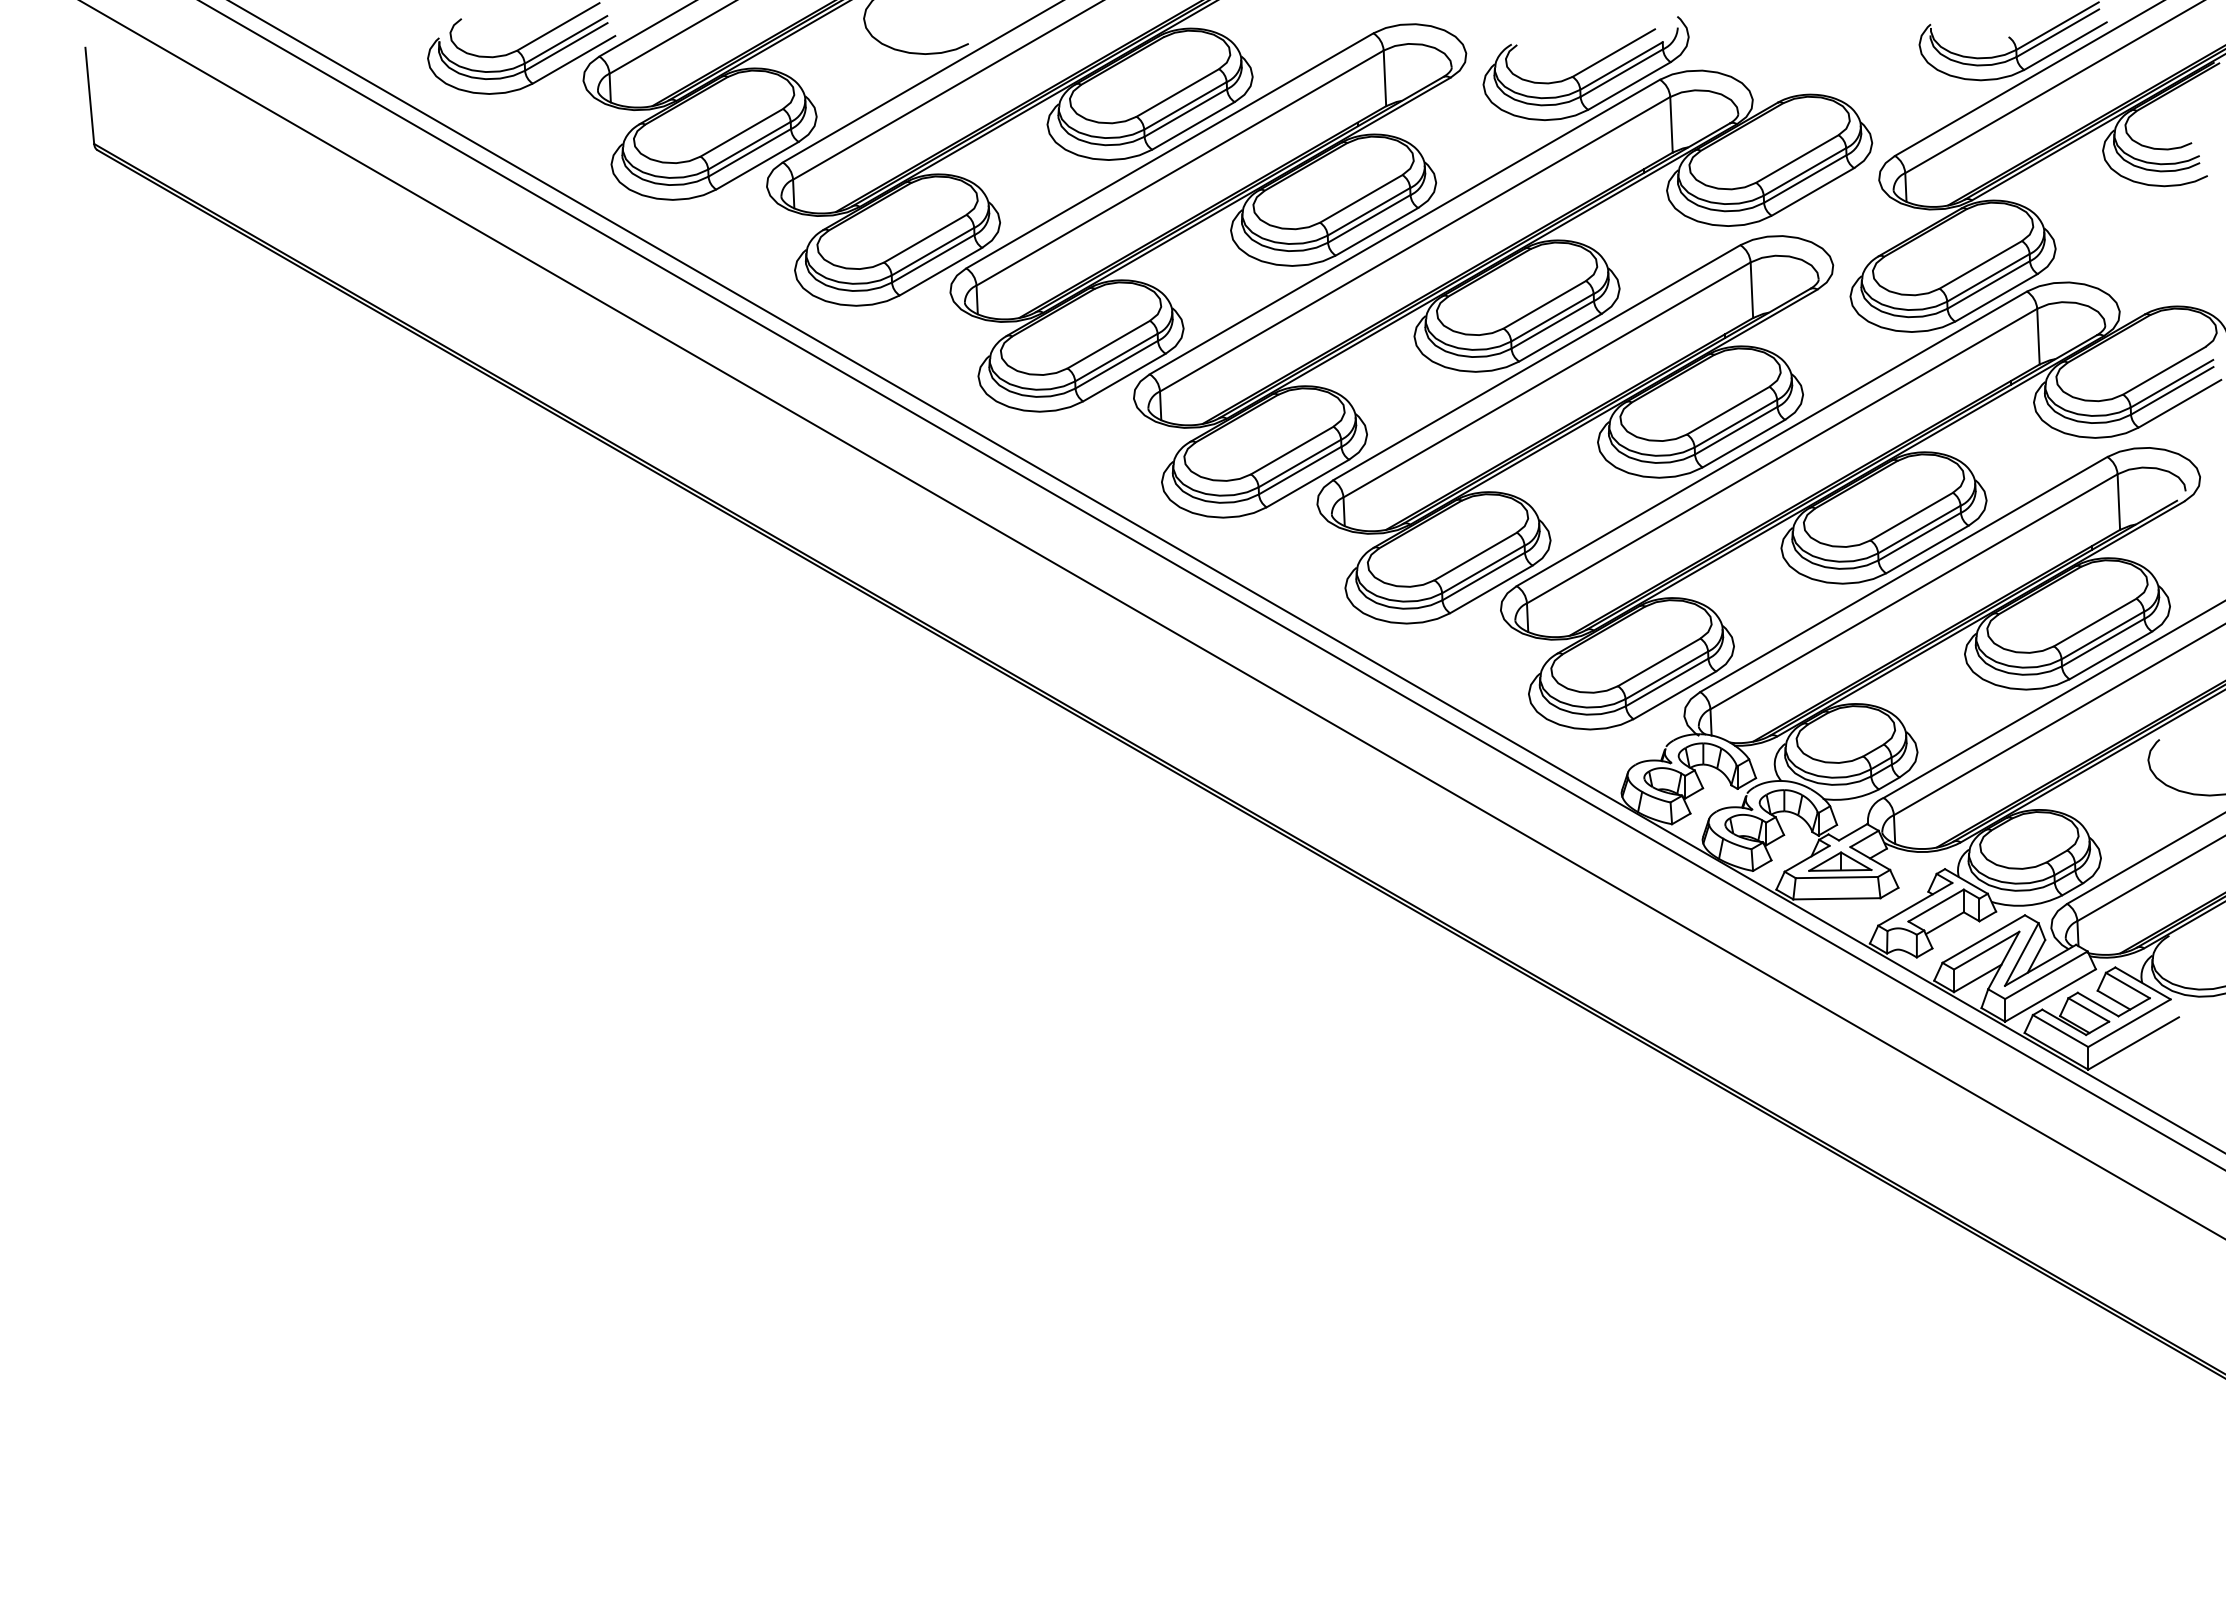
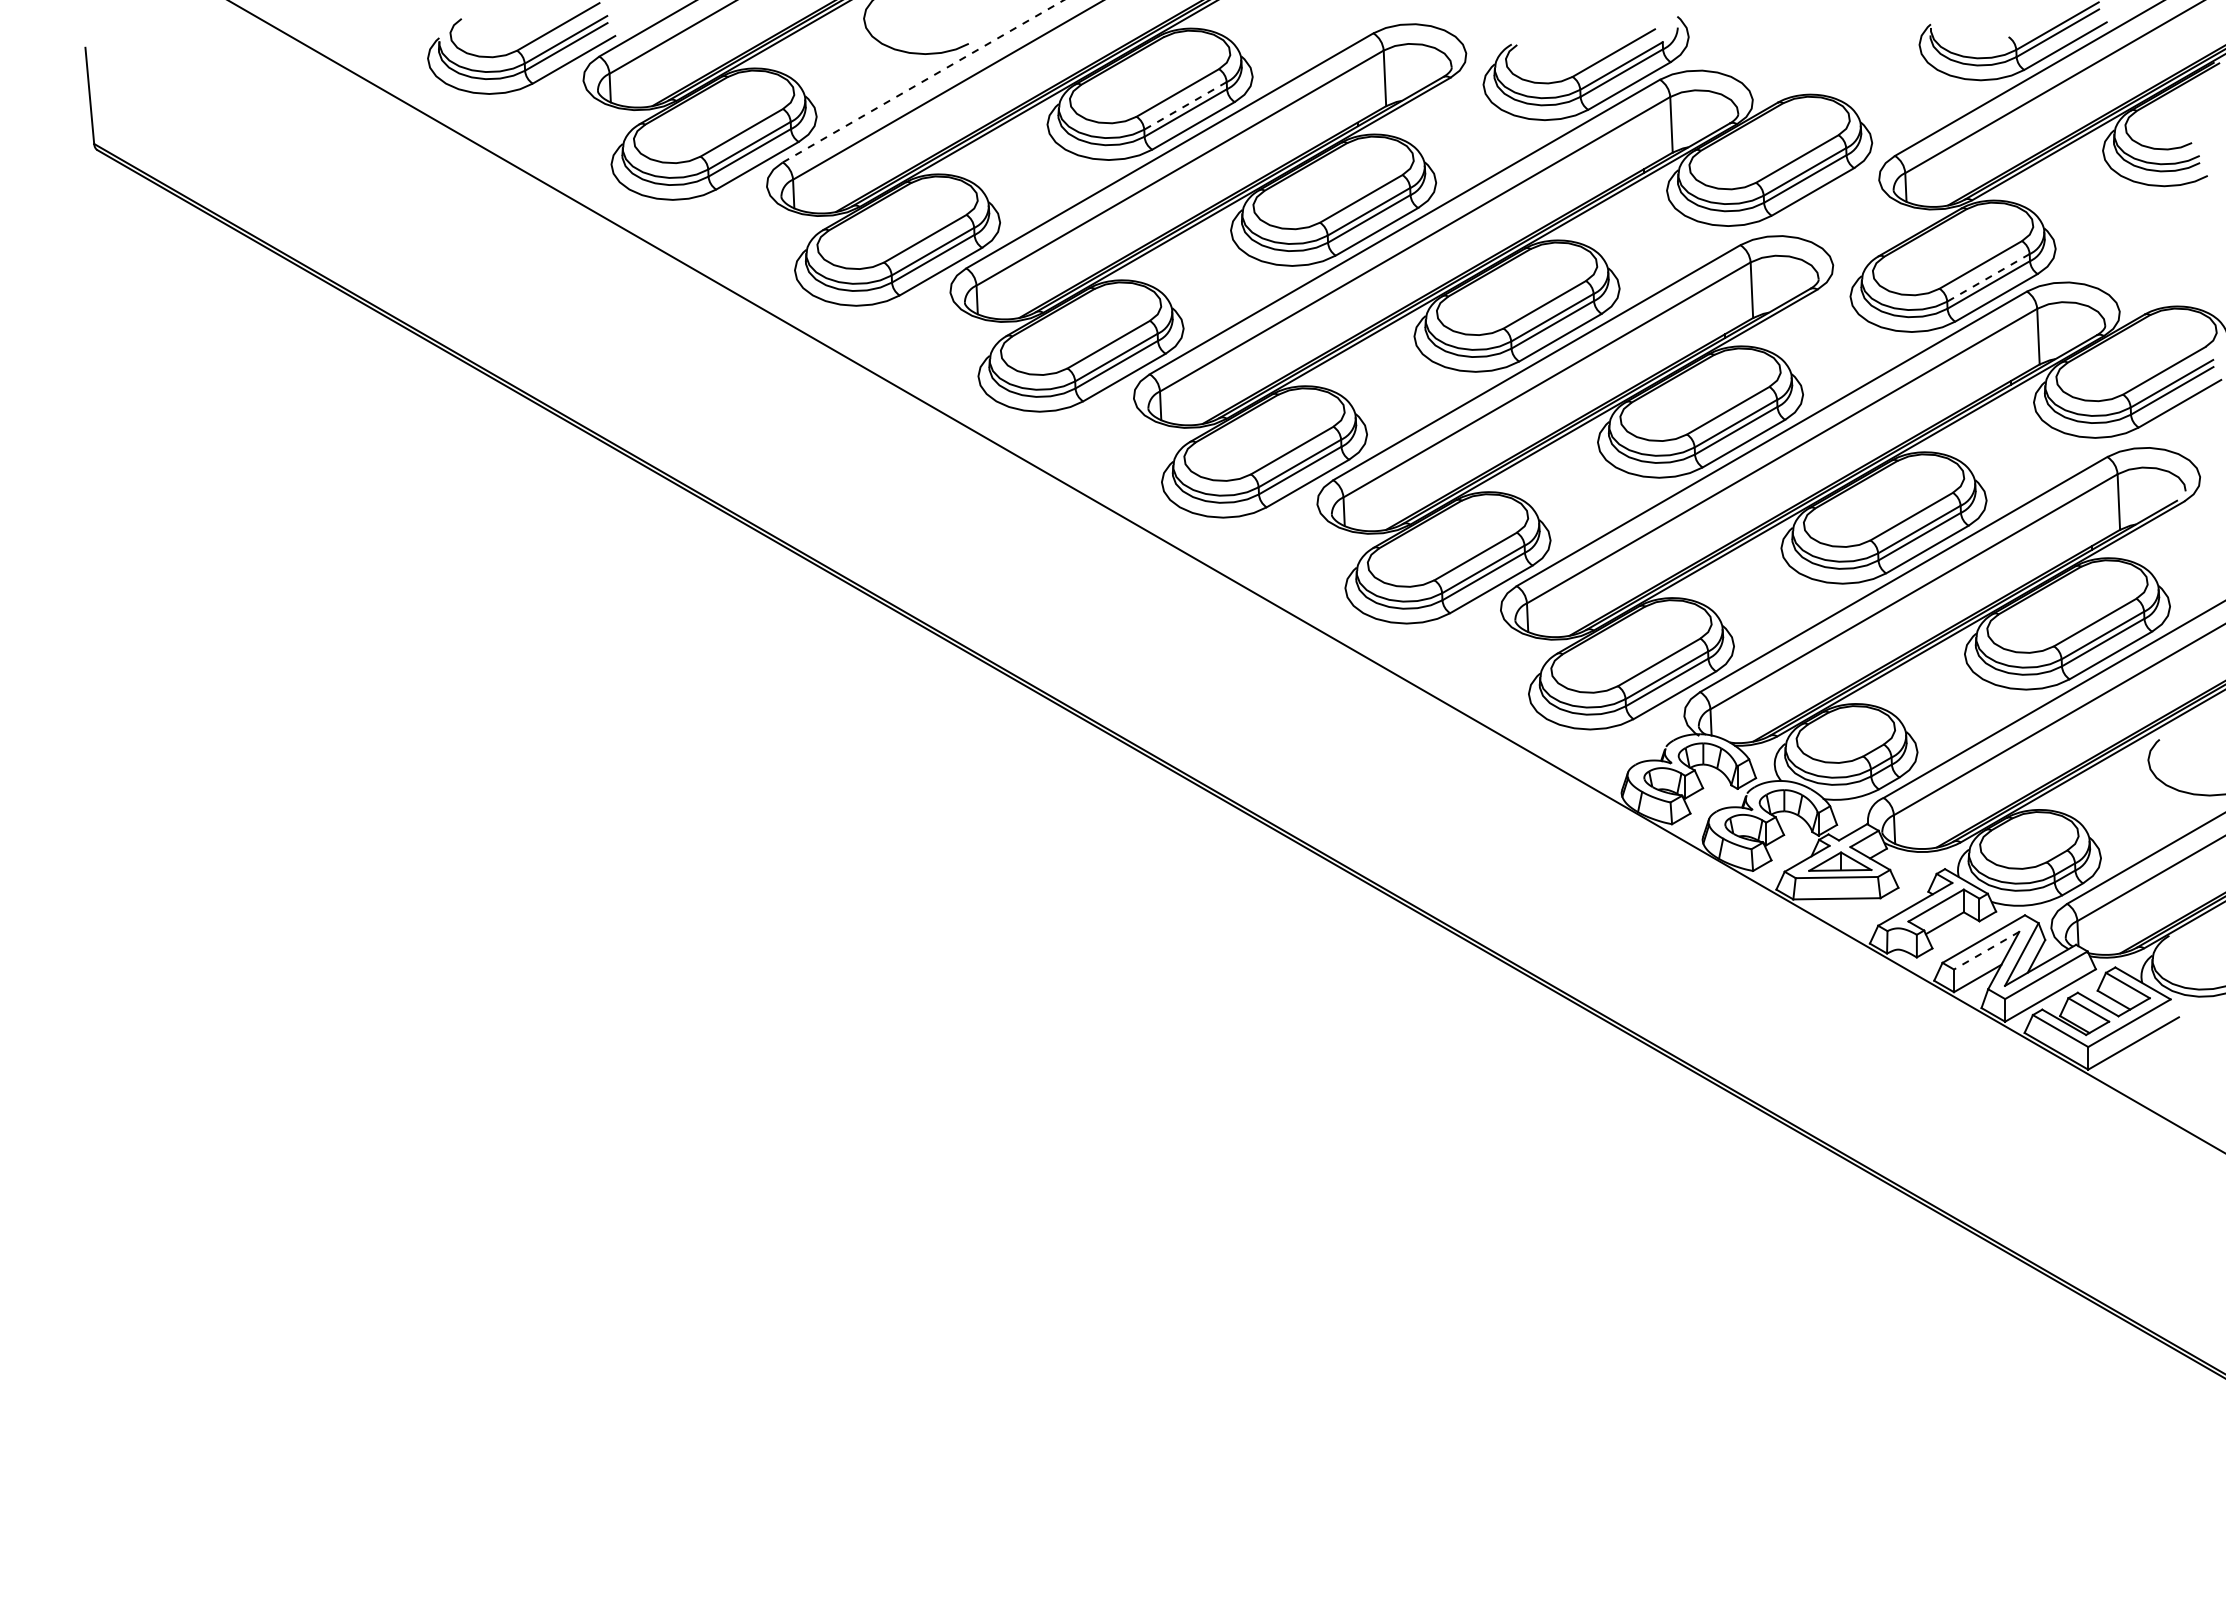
line: solid -> dashed (923, 81)
line: solid -> dashed (1185, 105)
line: solid -> dashed (1988, 277)
line: present -> none (1211, 585)
line: present -> none (1152, 619)
line: solid -> dashed (1986, 950)
